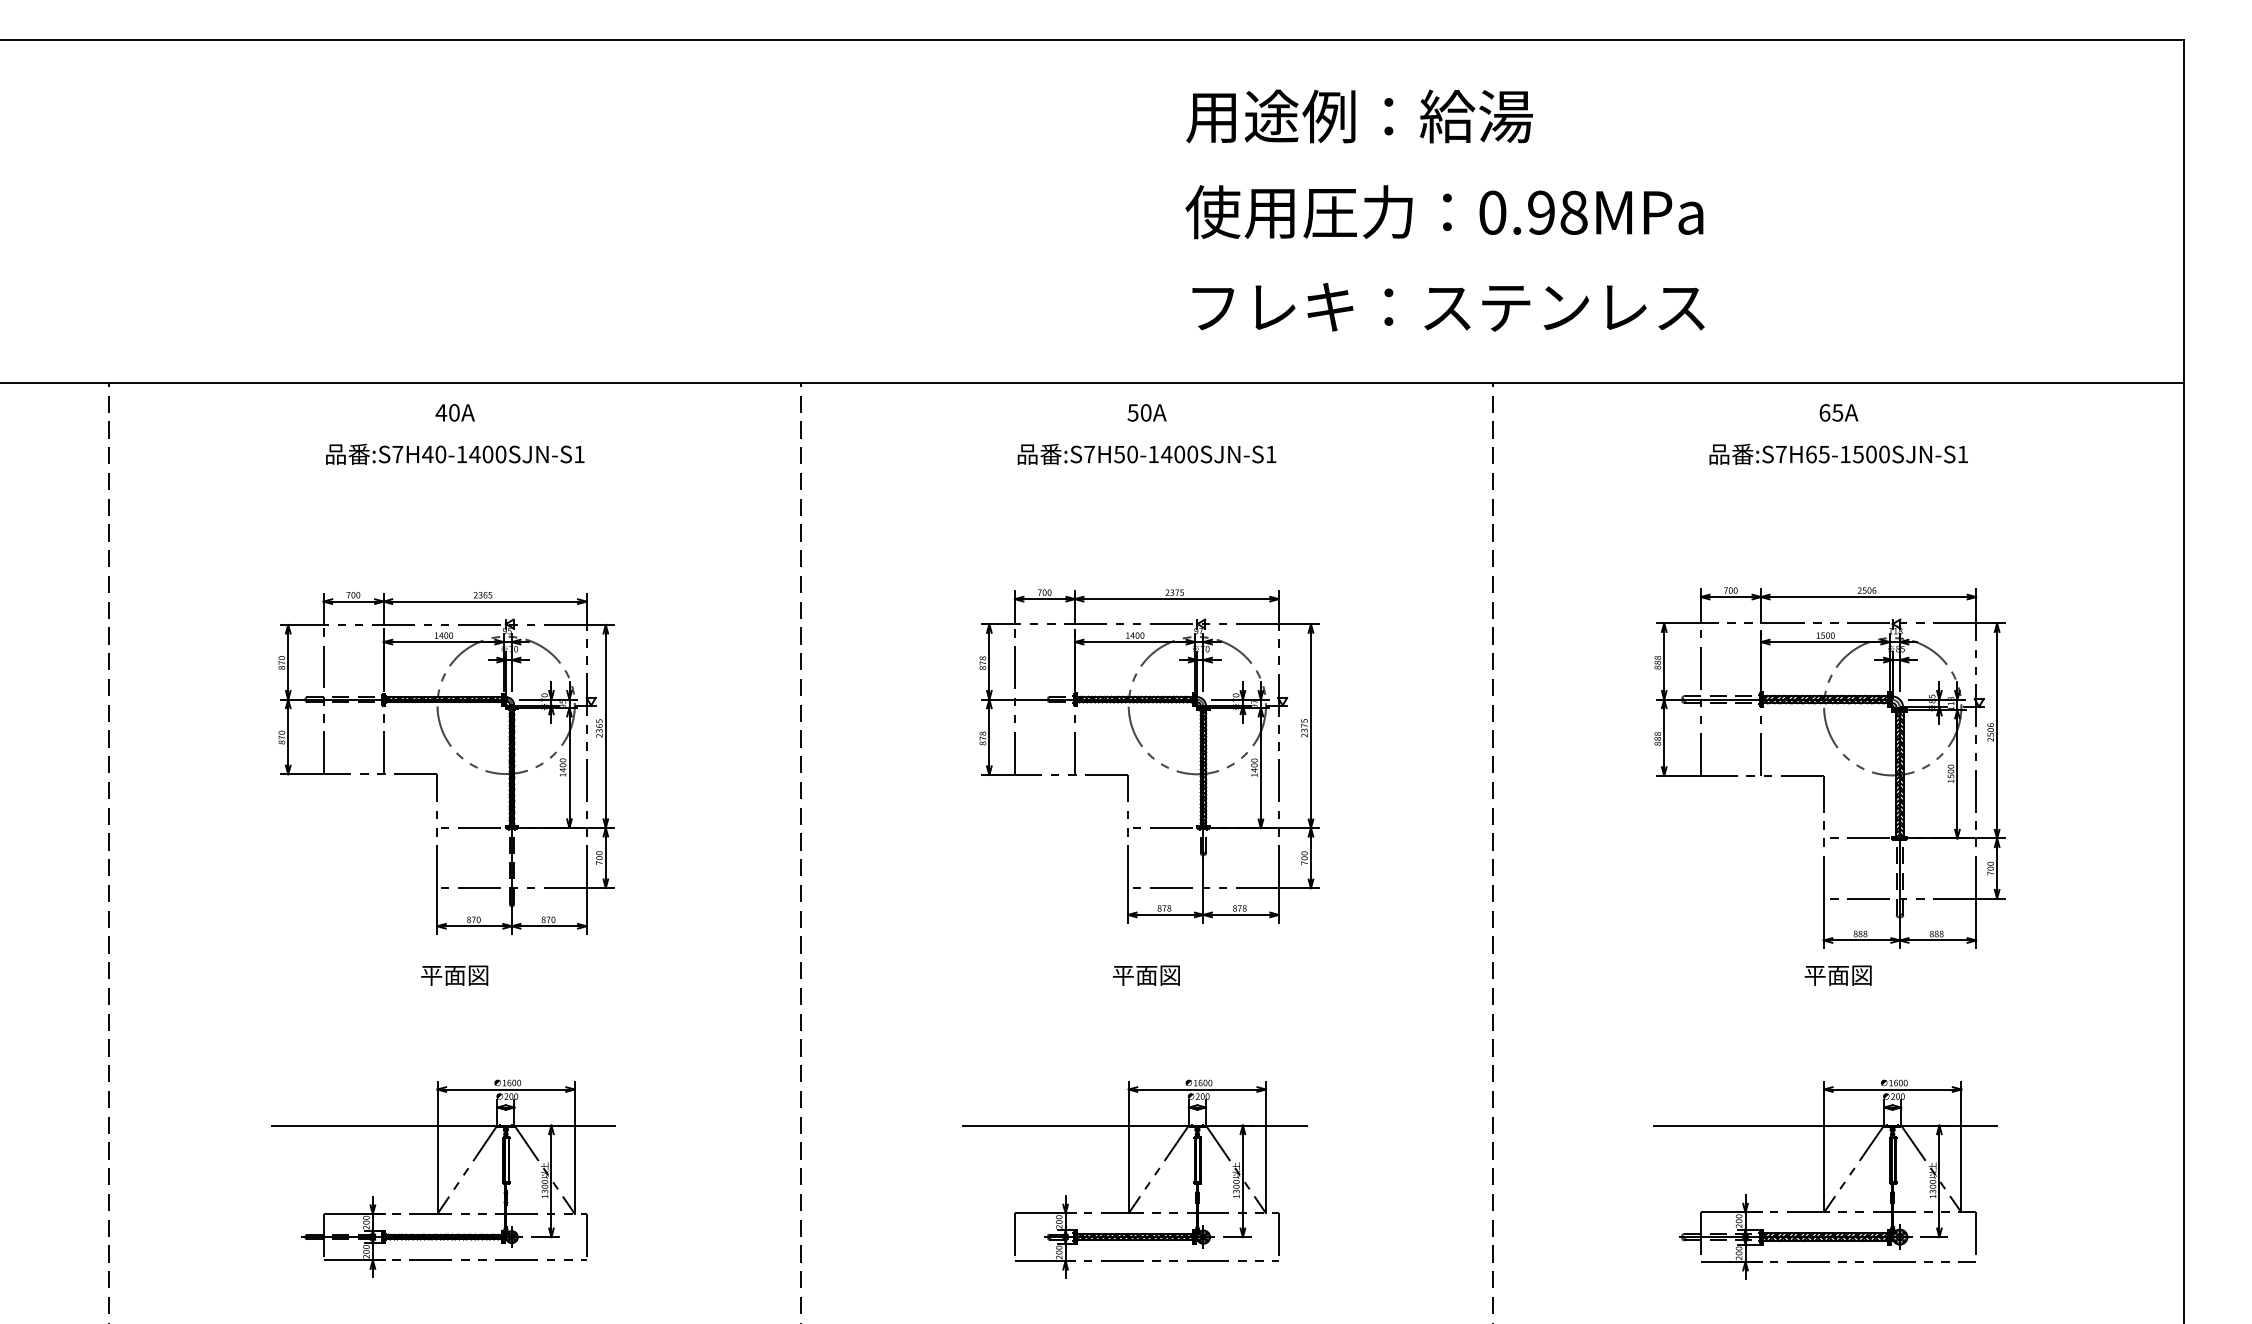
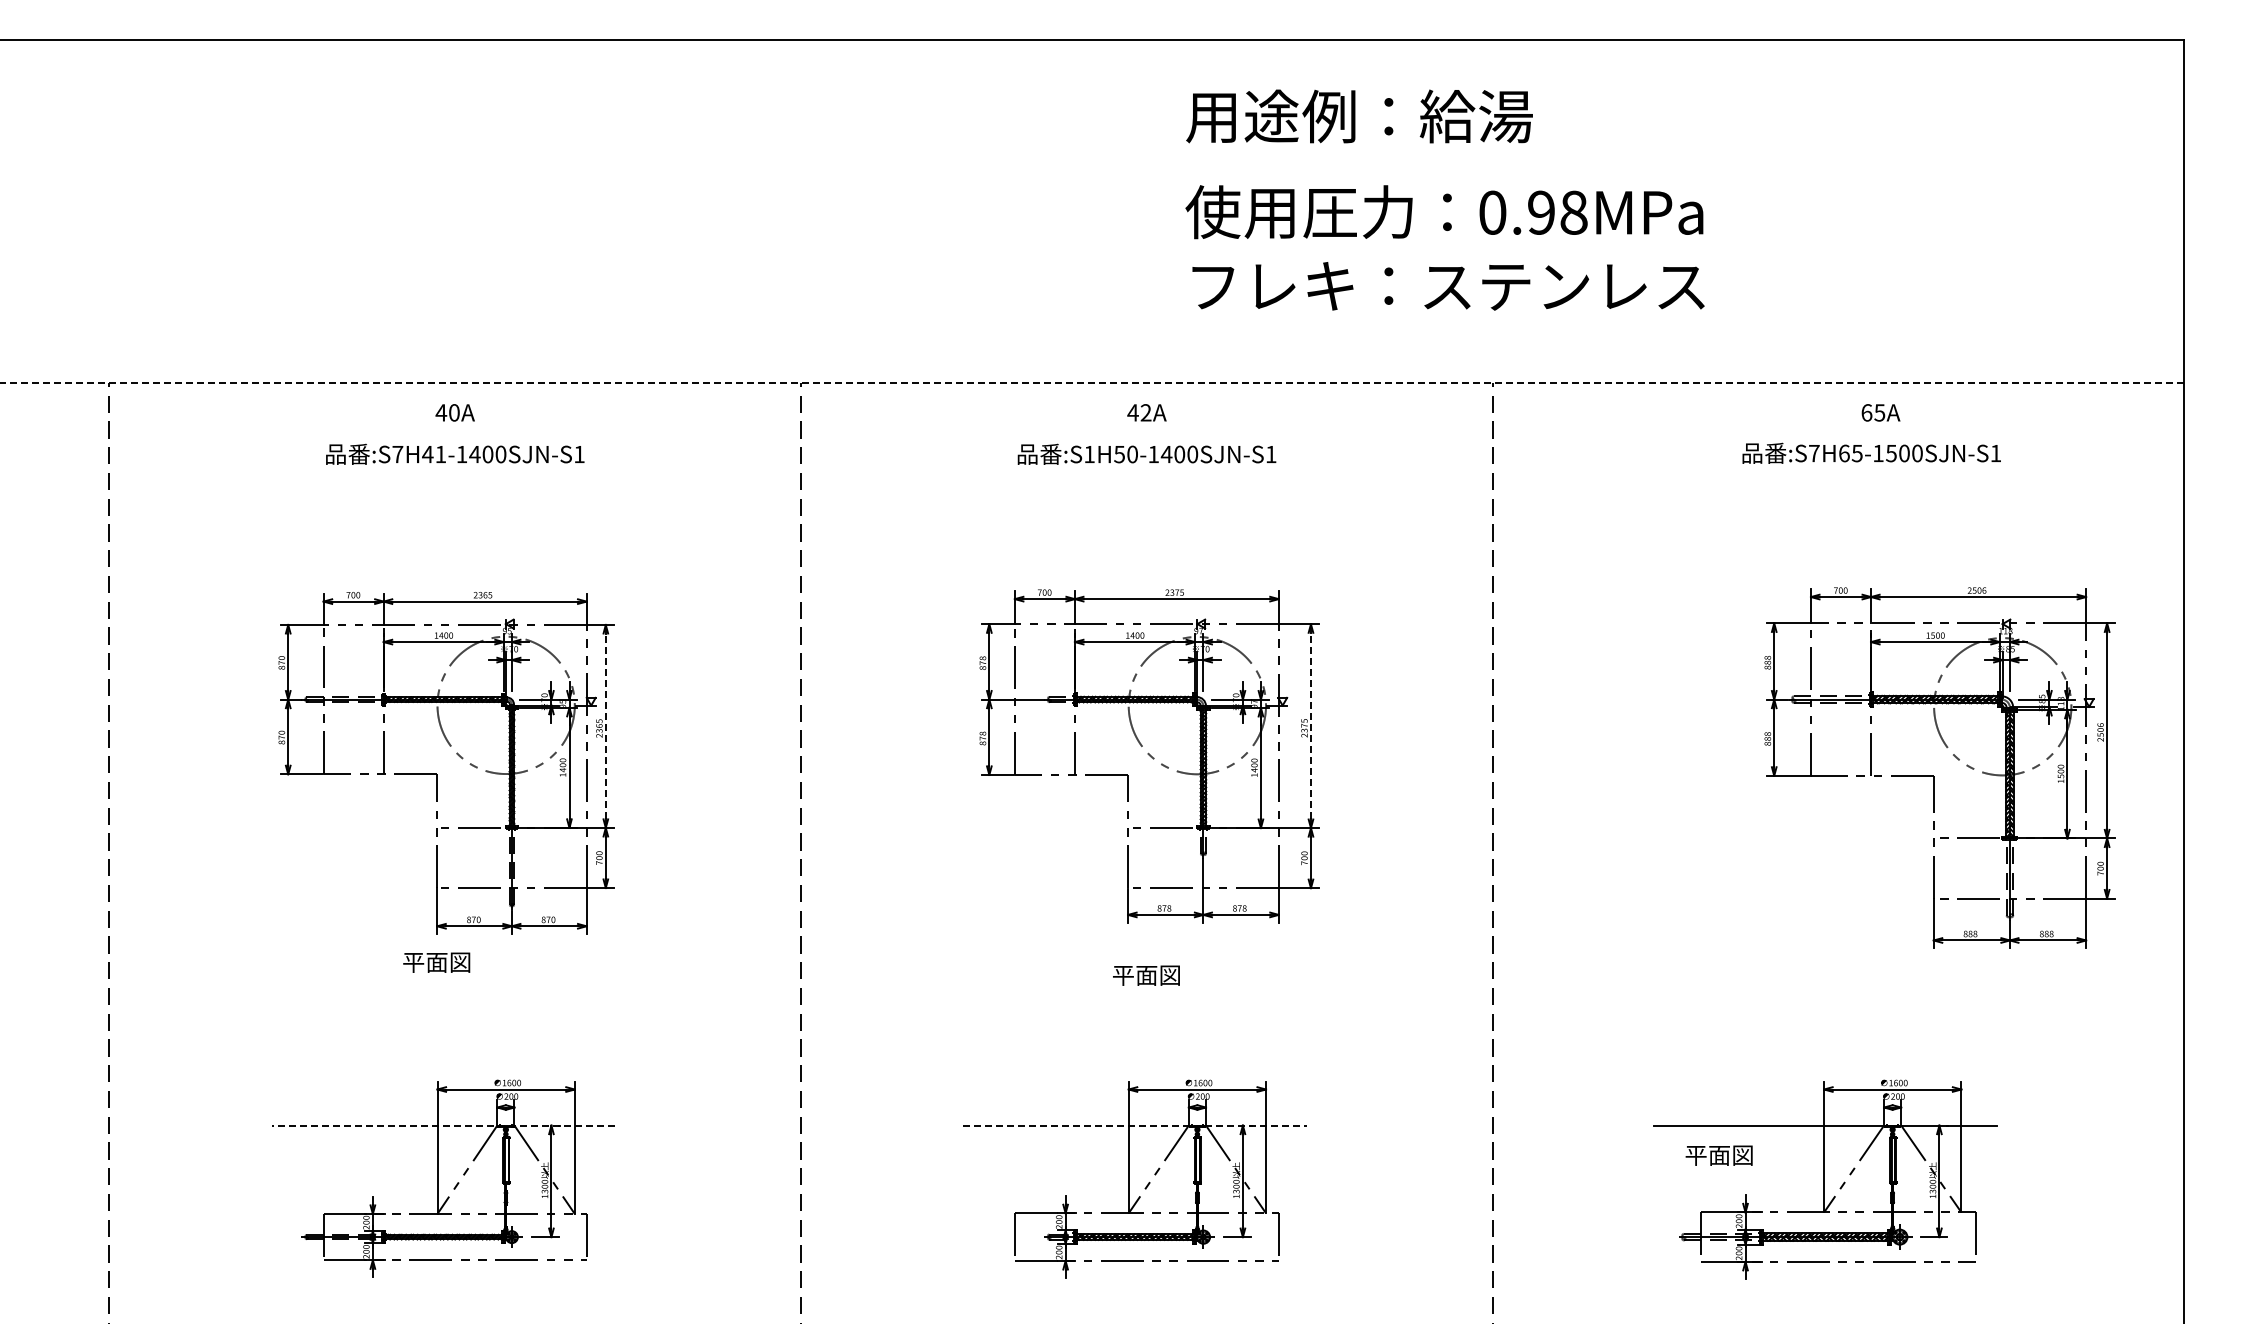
text position: (1448, 307) -> (1448, 286) (1448, 286)
line: solid -> dashed (1092, 382)
text: 50A -> 42A (1139, 412)
text position: (1838, 412) -> (1880, 412) (1880, 412)
text position: (1838, 453) -> (1871, 452) (1871, 452)
text: :S7H40-1400SJN-S1 -> :S7H41-1400SJN-S1 (440, 454)
text: :S7H50-1400SJN-S1 -> :S1H50-1400SJN-S1 (1089, 454)
line: solid -> dashed (1310, 725)
line: solid -> dashed (605, 726)
part position: (1823, 775) -> (1933, 775) (1933, 775)
text position: (454, 975) -> (436, 962) (436, 962)
text position: (1837, 975) -> (1718, 1155) (1718, 1155)
line: solid -> dashed (443, 1125)
line: solid -> dashed (1135, 1125)
